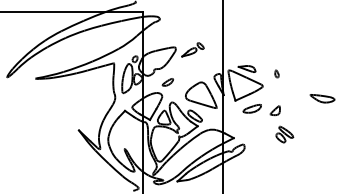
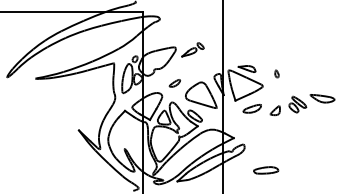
part position: (167, 82) -> (174, 83) (174, 83)
part position: (284, 134) -> (297, 104) (297, 104)
part: none -> present (266, 170)
